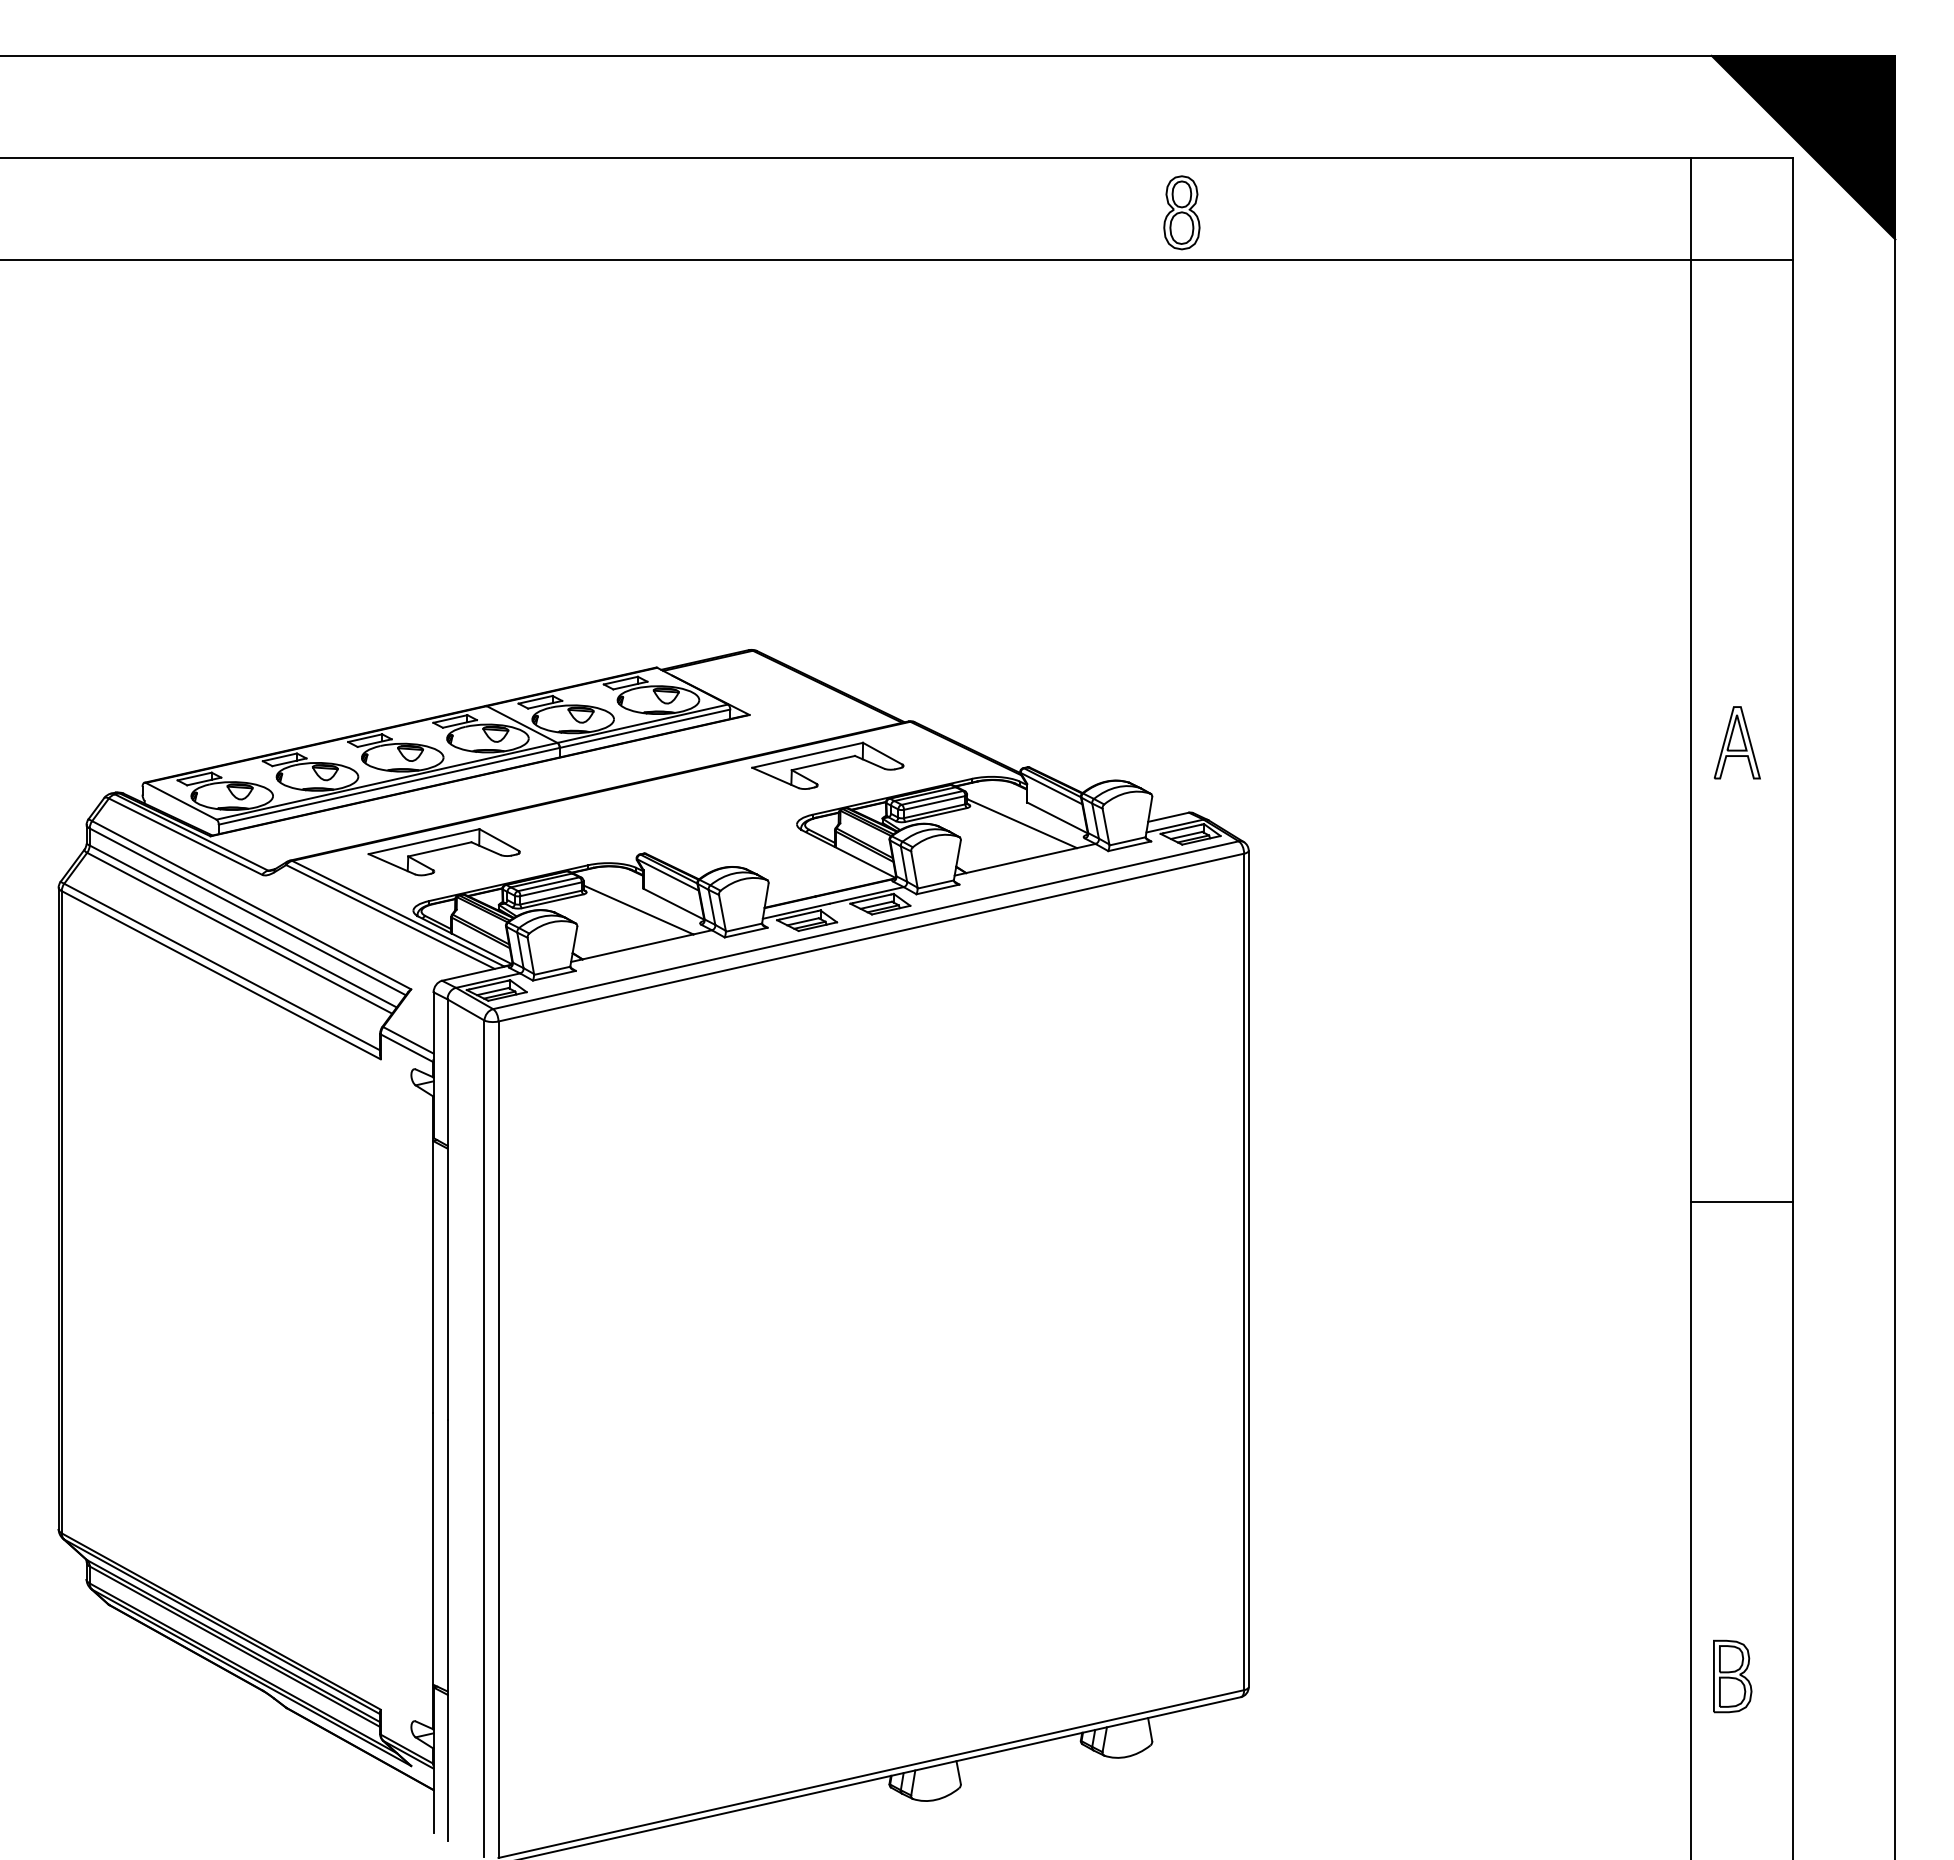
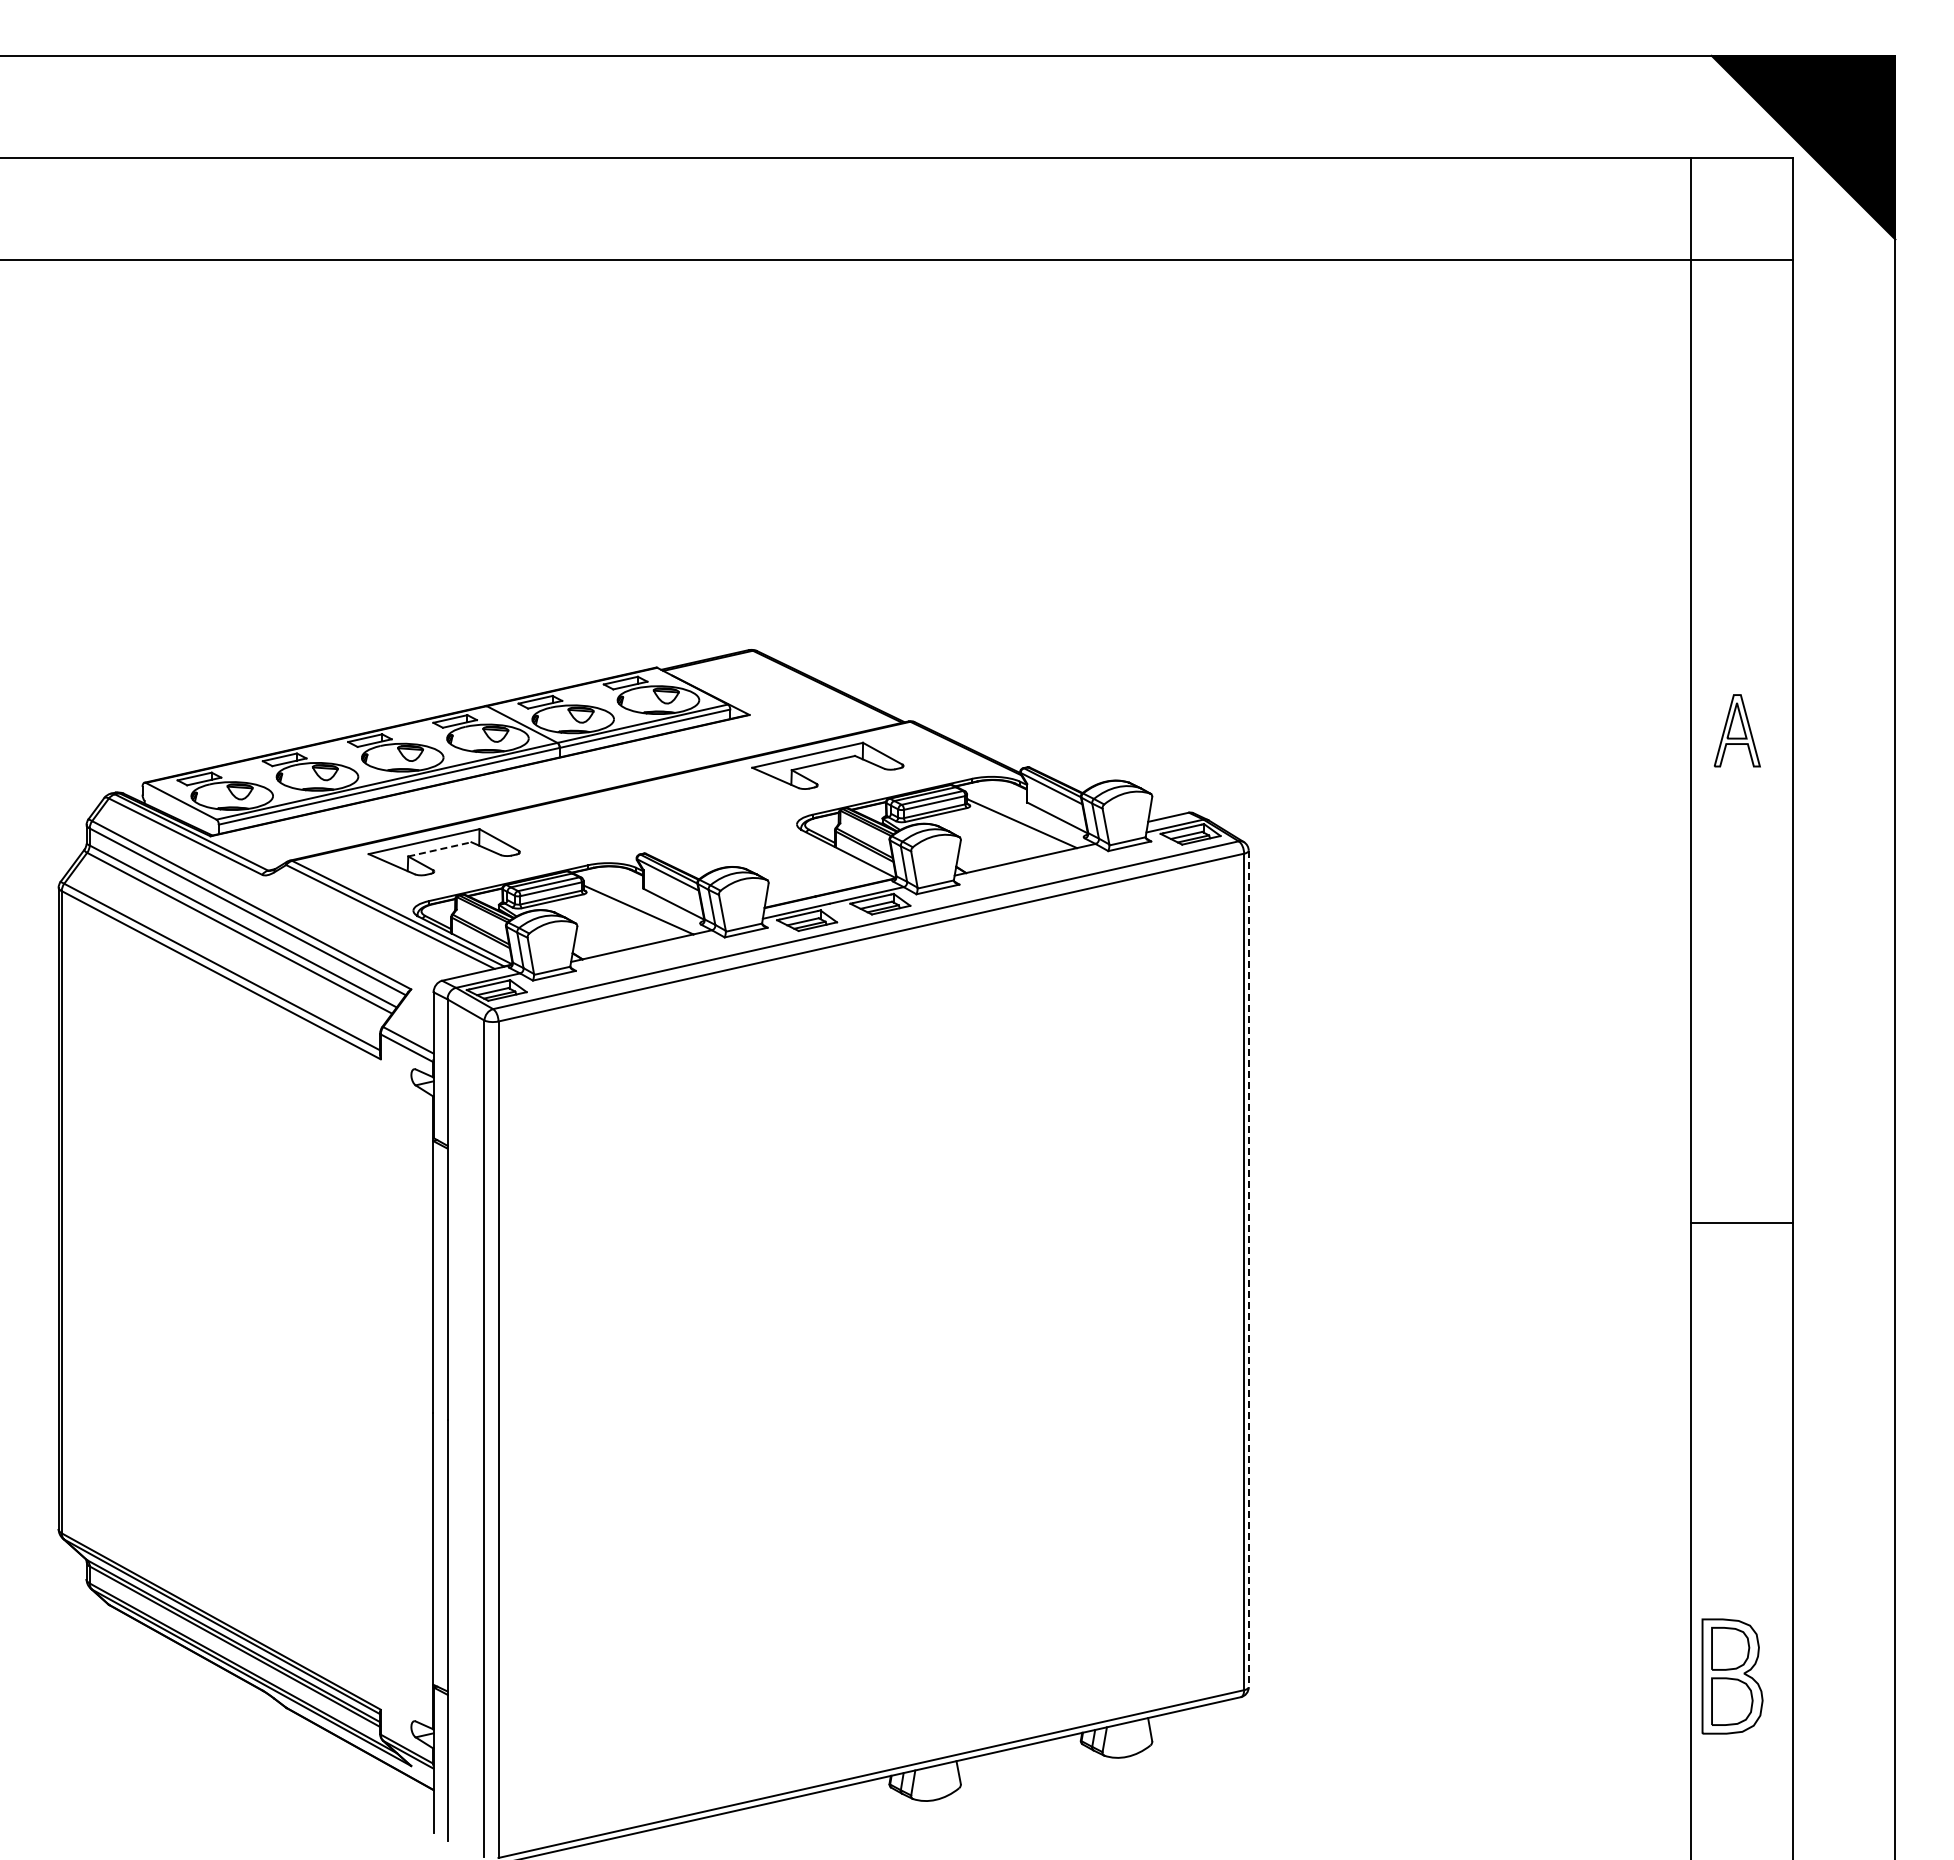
part: present -> none (1181, 212)
part position: (1737, 742) -> (1737, 730) (1737, 730)
line: solid -> dashed (440, 849)
line position: (1742, 1202) -> (1742, 1223) (1742, 1223)
line: solid -> dashed (1248, 1269)
part size: 40x75 px -> 63x117 px (1732, 1676)
